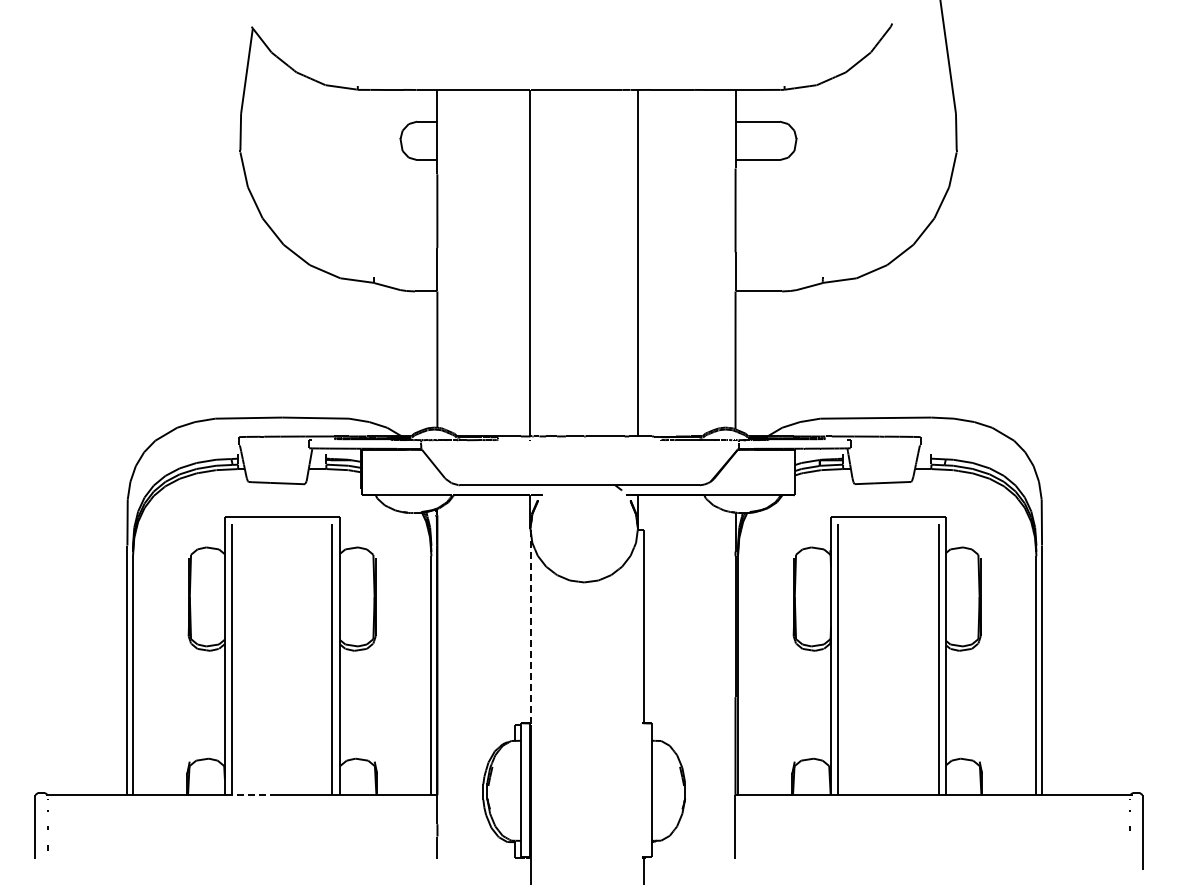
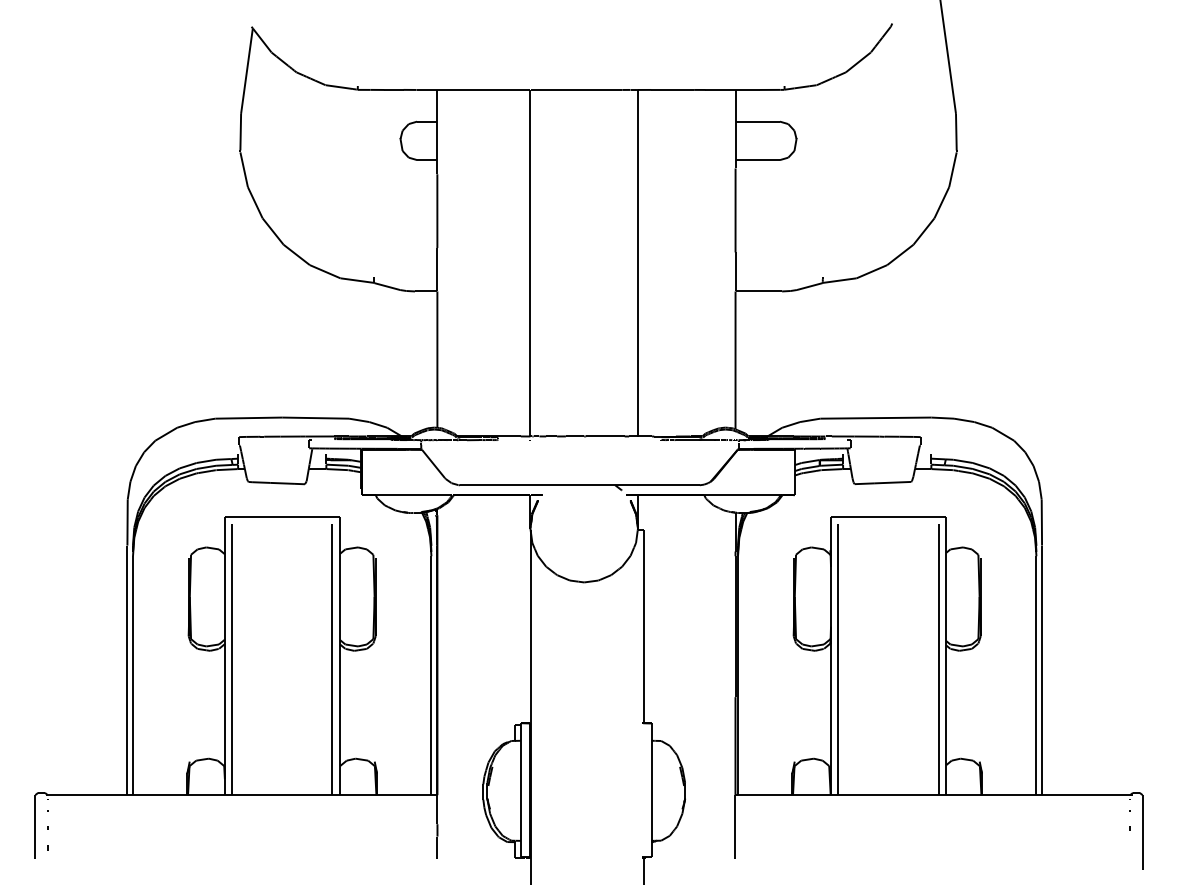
line: dashed -> solid (530, 628)
line: dashed -> solid (253, 795)
